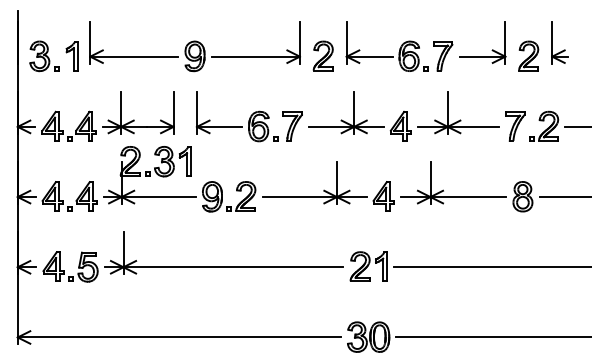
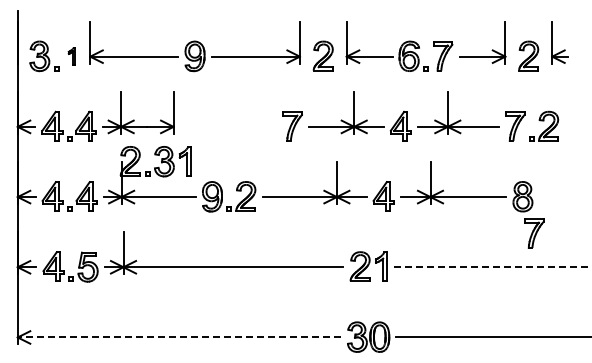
part size: 14x31 px -> 9x19 px (71, 56)
part: present -> none (236, 126)
line: present -> none (576, 126)
line: present -> none (563, 197)
part: none -> present (534, 233)
line: solid -> dashed (492, 267)
line: solid -> dashed (179, 337)
